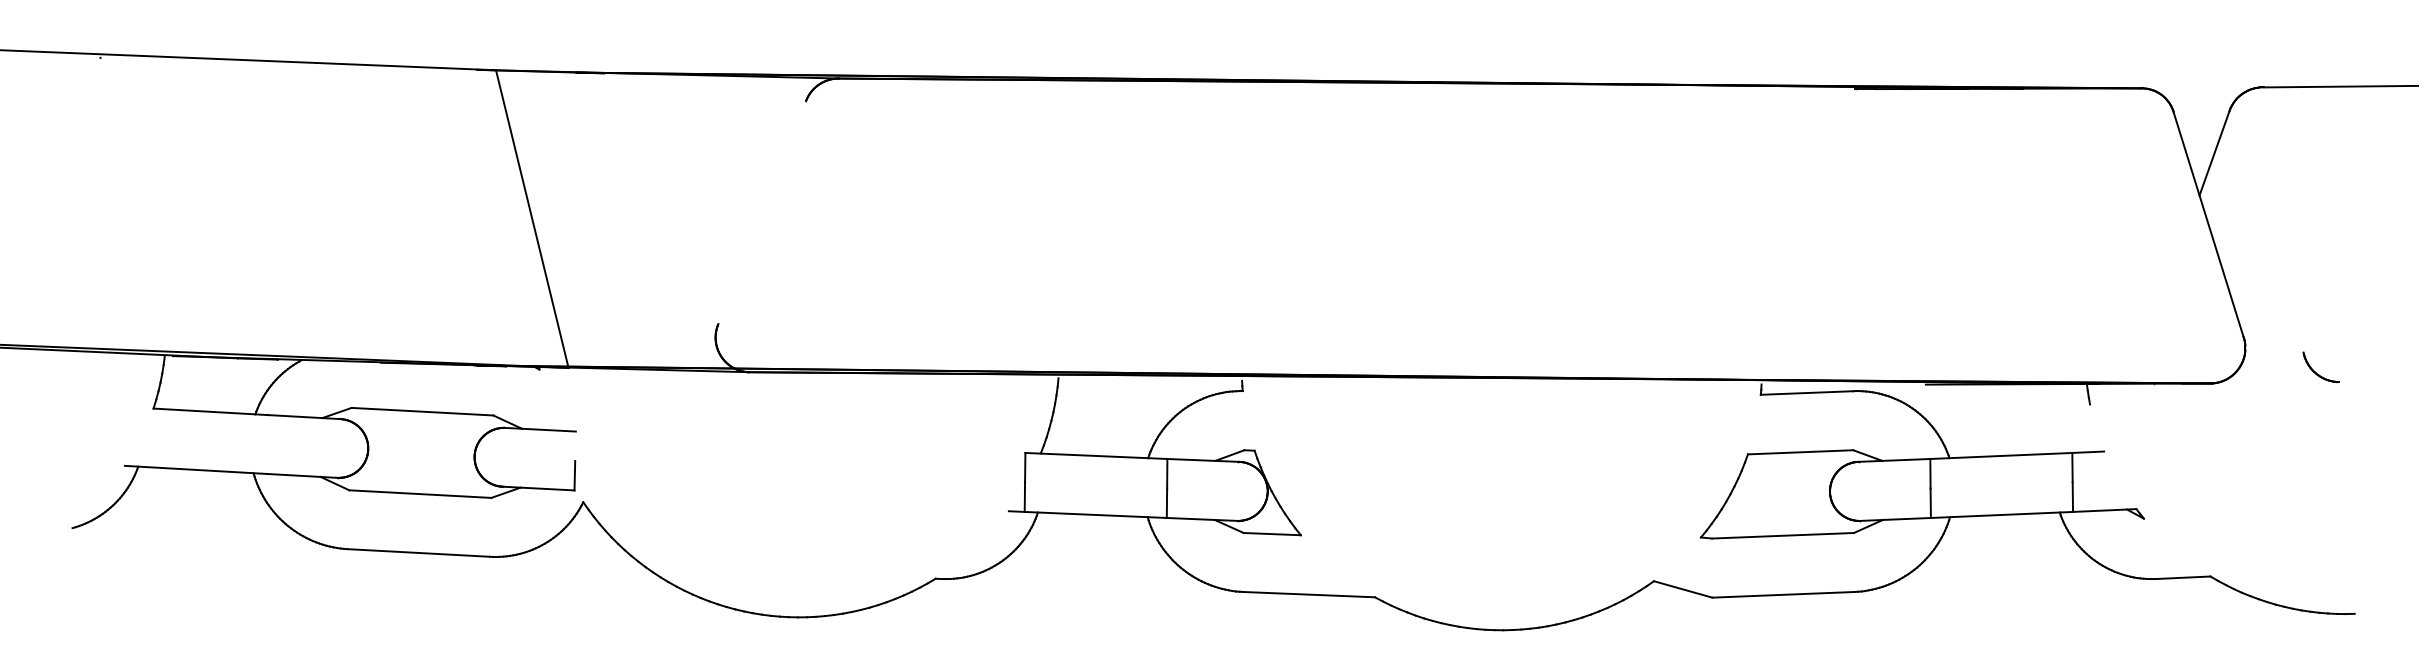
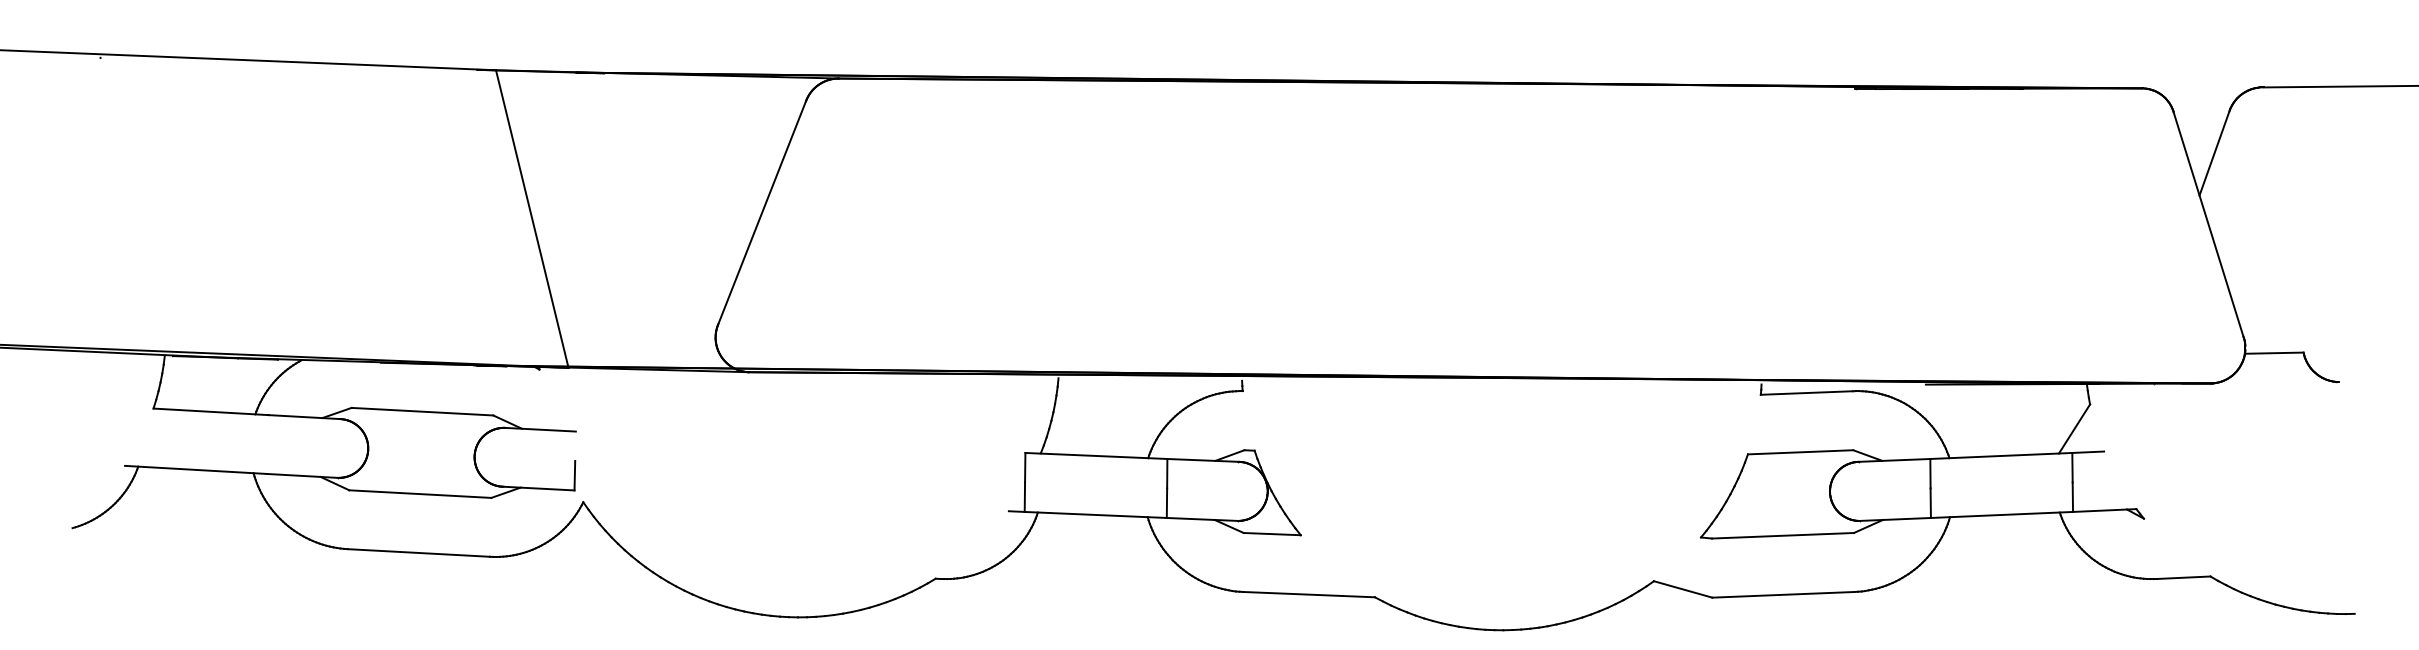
line: none -> present (762, 212)
line: none -> present (2273, 352)
line: none -> present (2074, 428)
